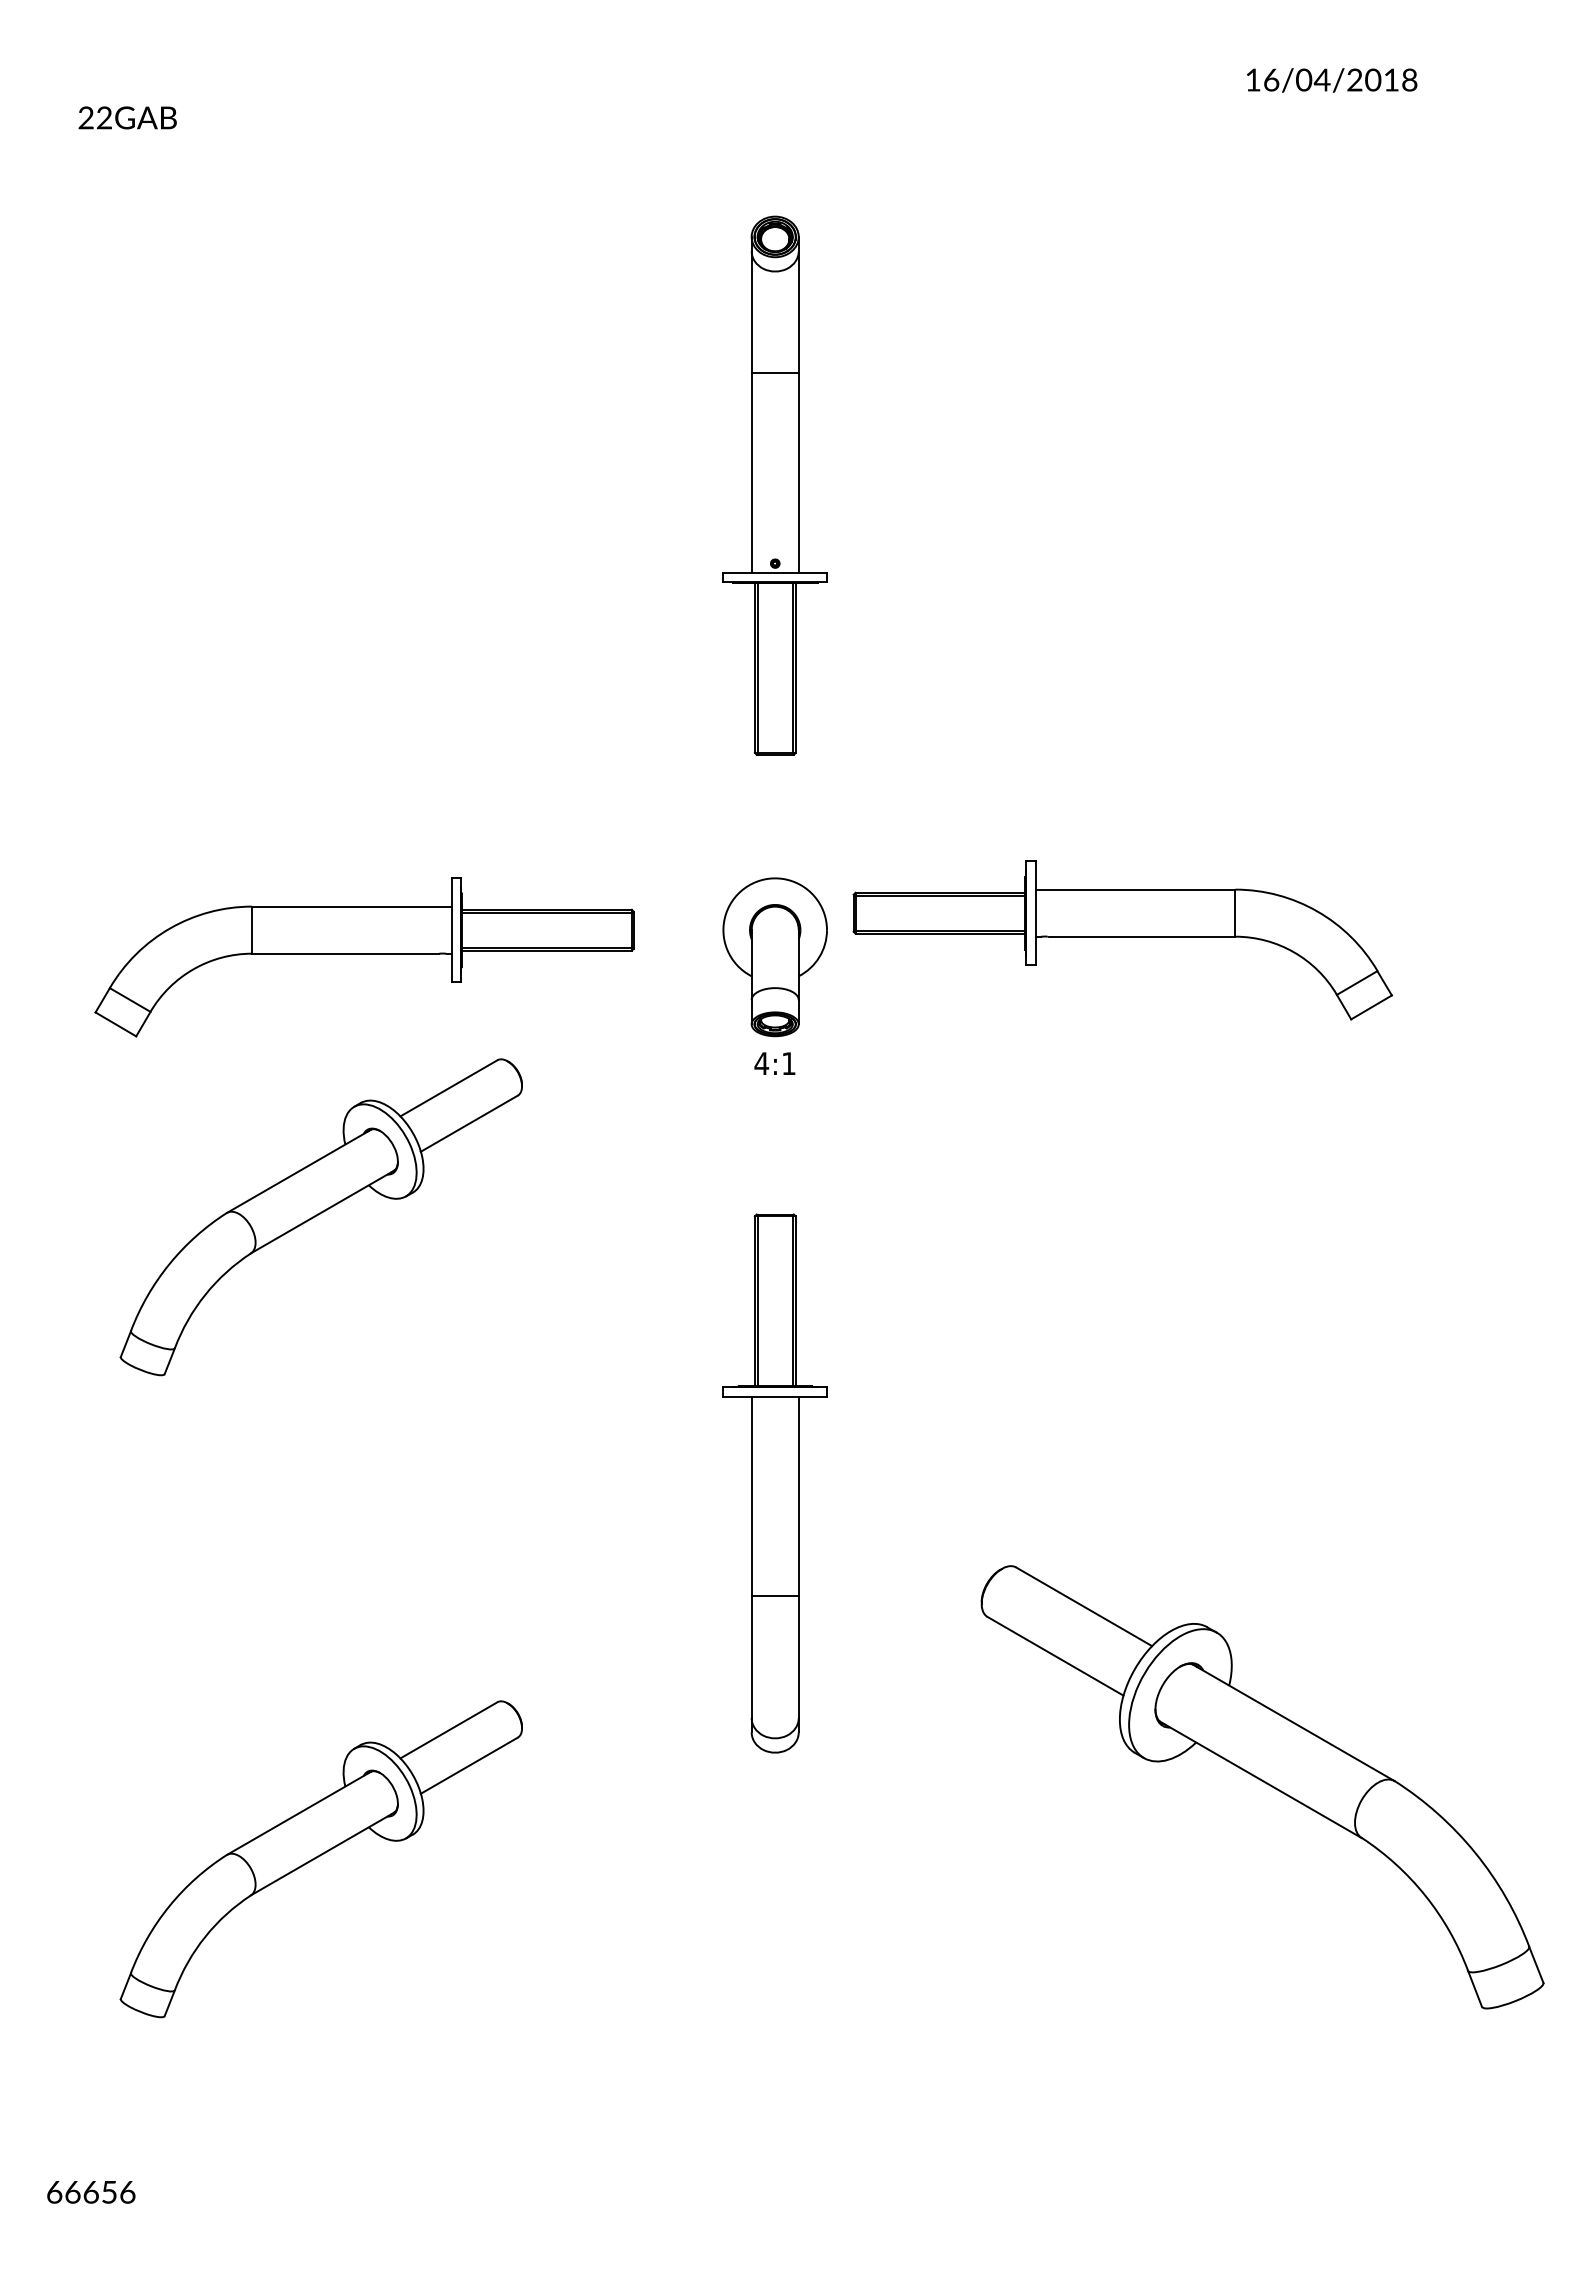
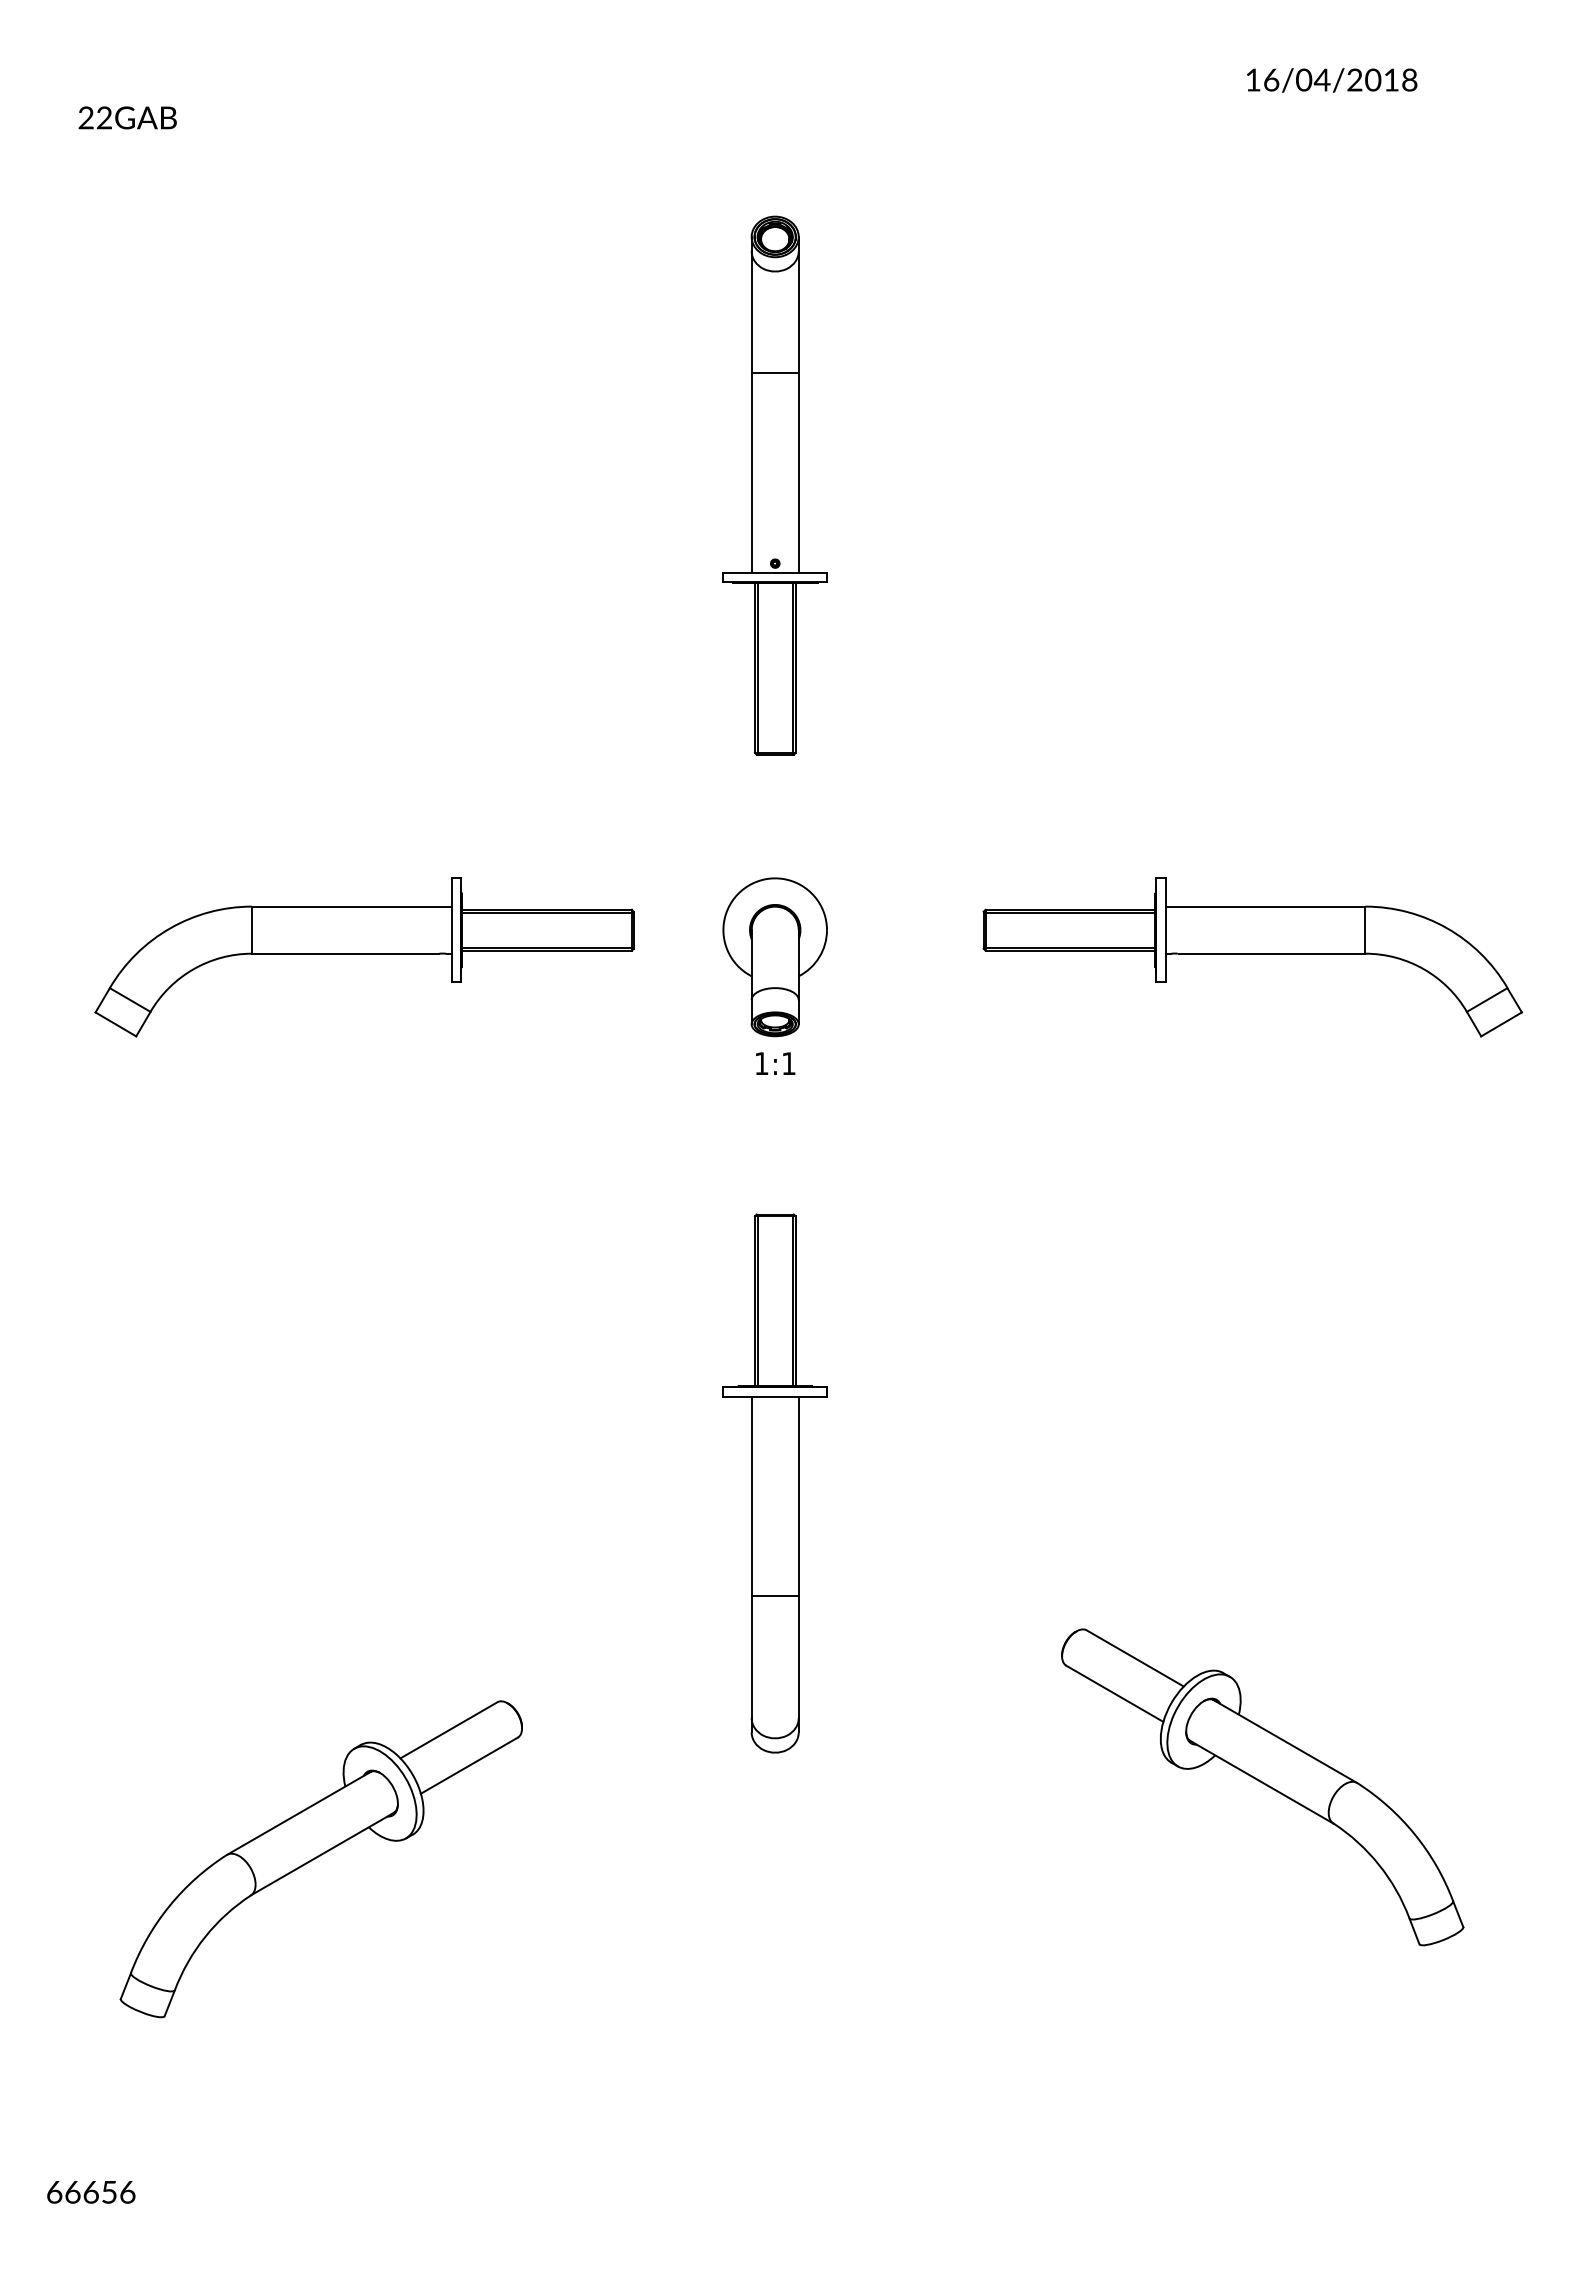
part position: (1122, 940) -> (1252, 957) (1252, 957)
text: 4:1 -> 1:1 (761, 1063)
part: present -> none (320, 1217)
part size: 565x445 px -> 404x319 px (1262, 1787)
